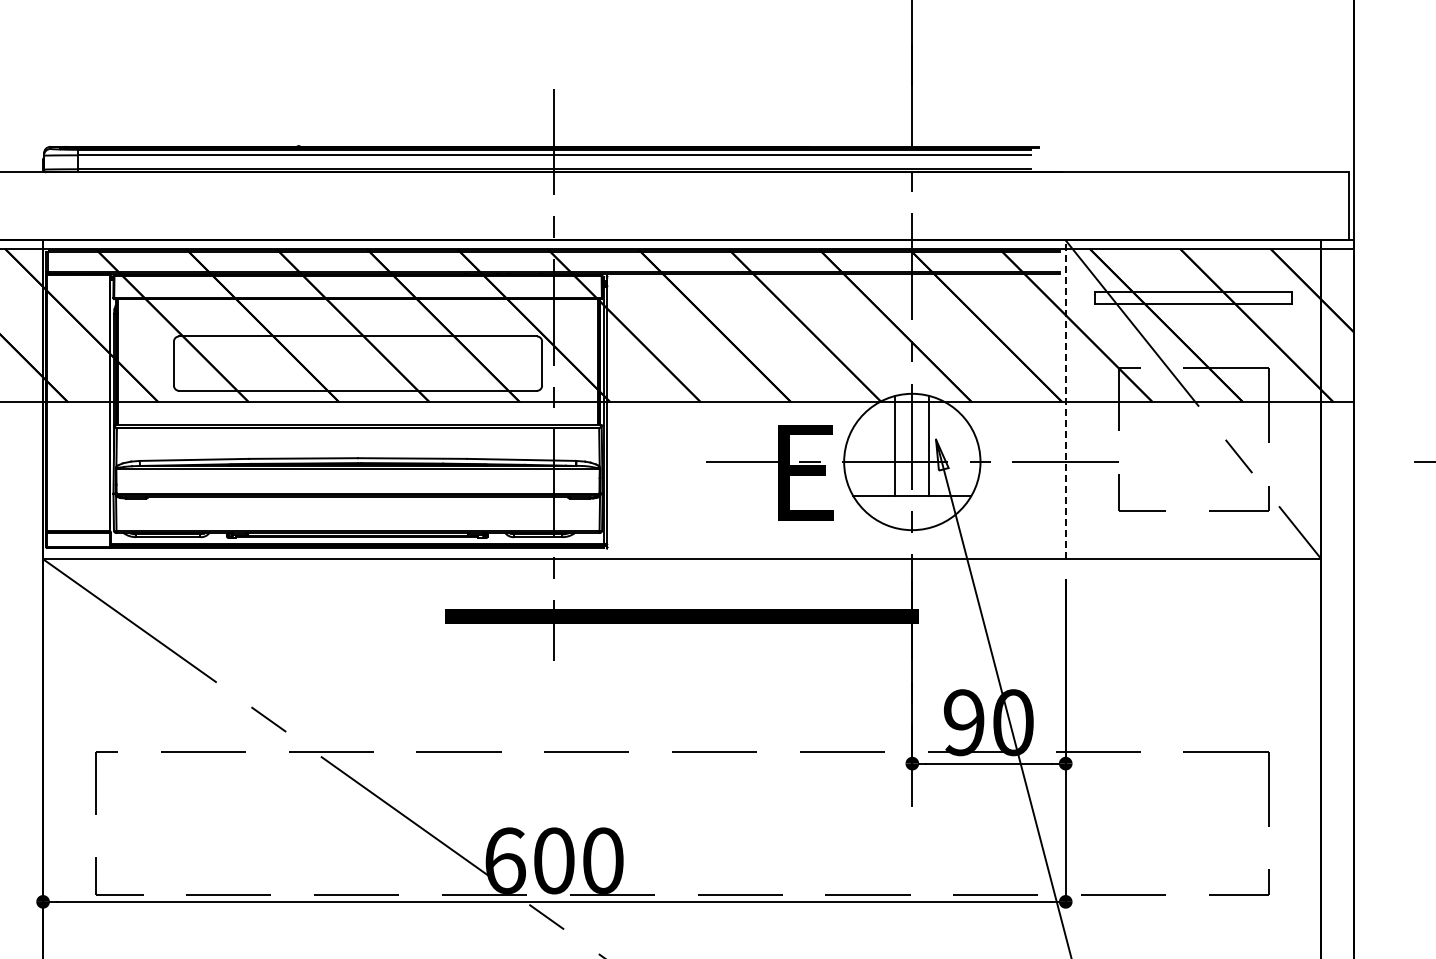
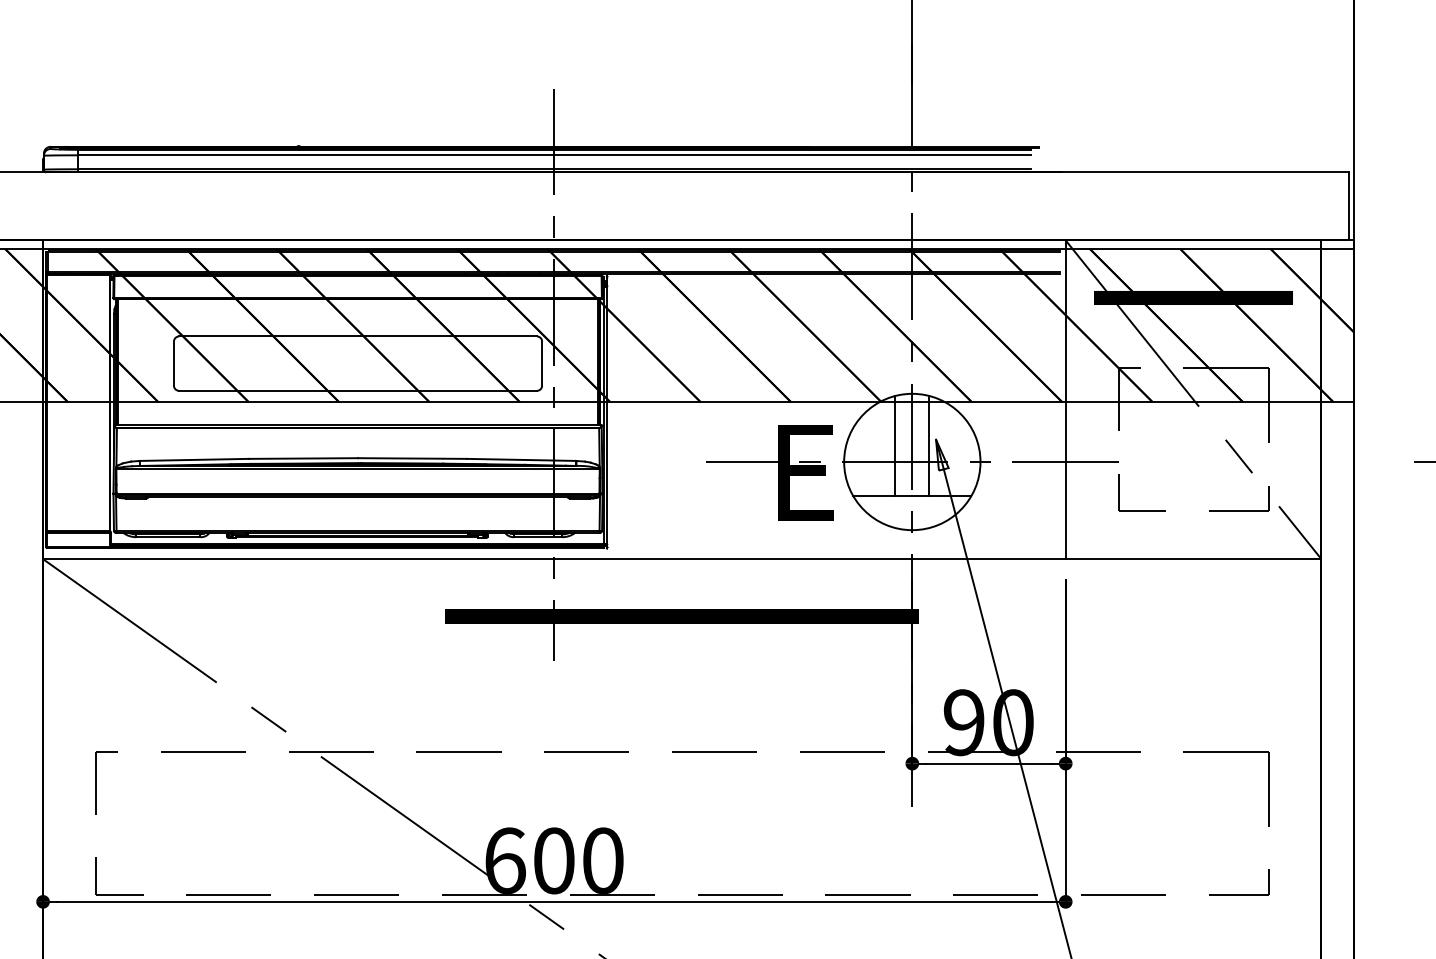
hatch: none -> present (1193, 297)
line: dashed -> solid (1065, 399)
